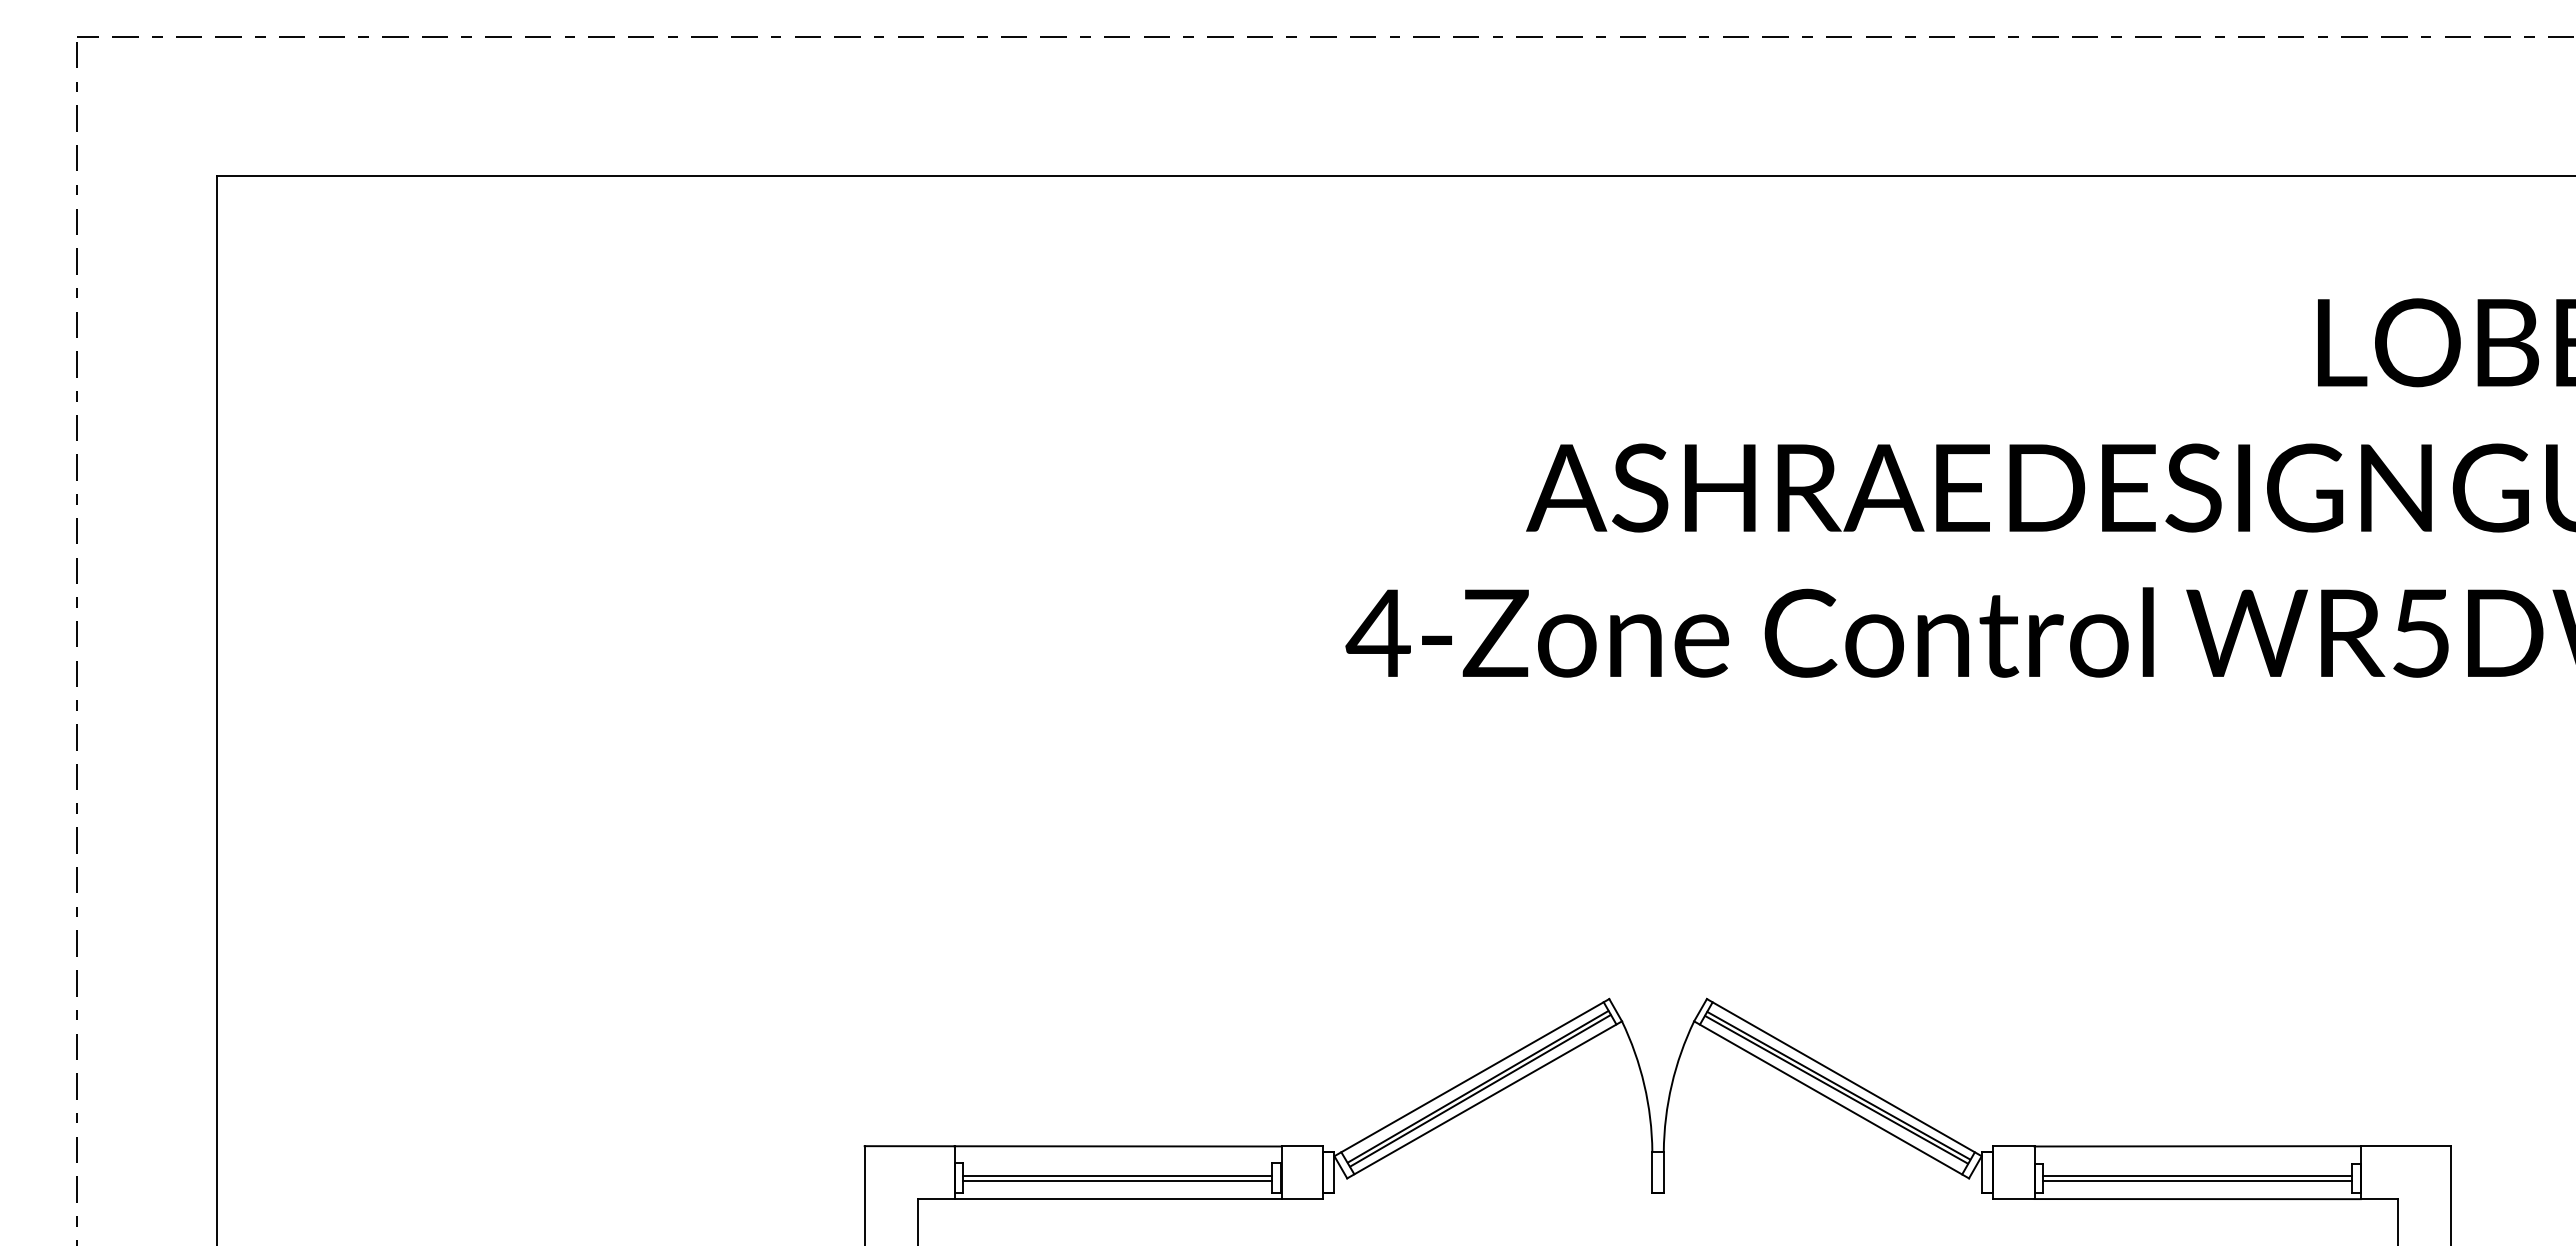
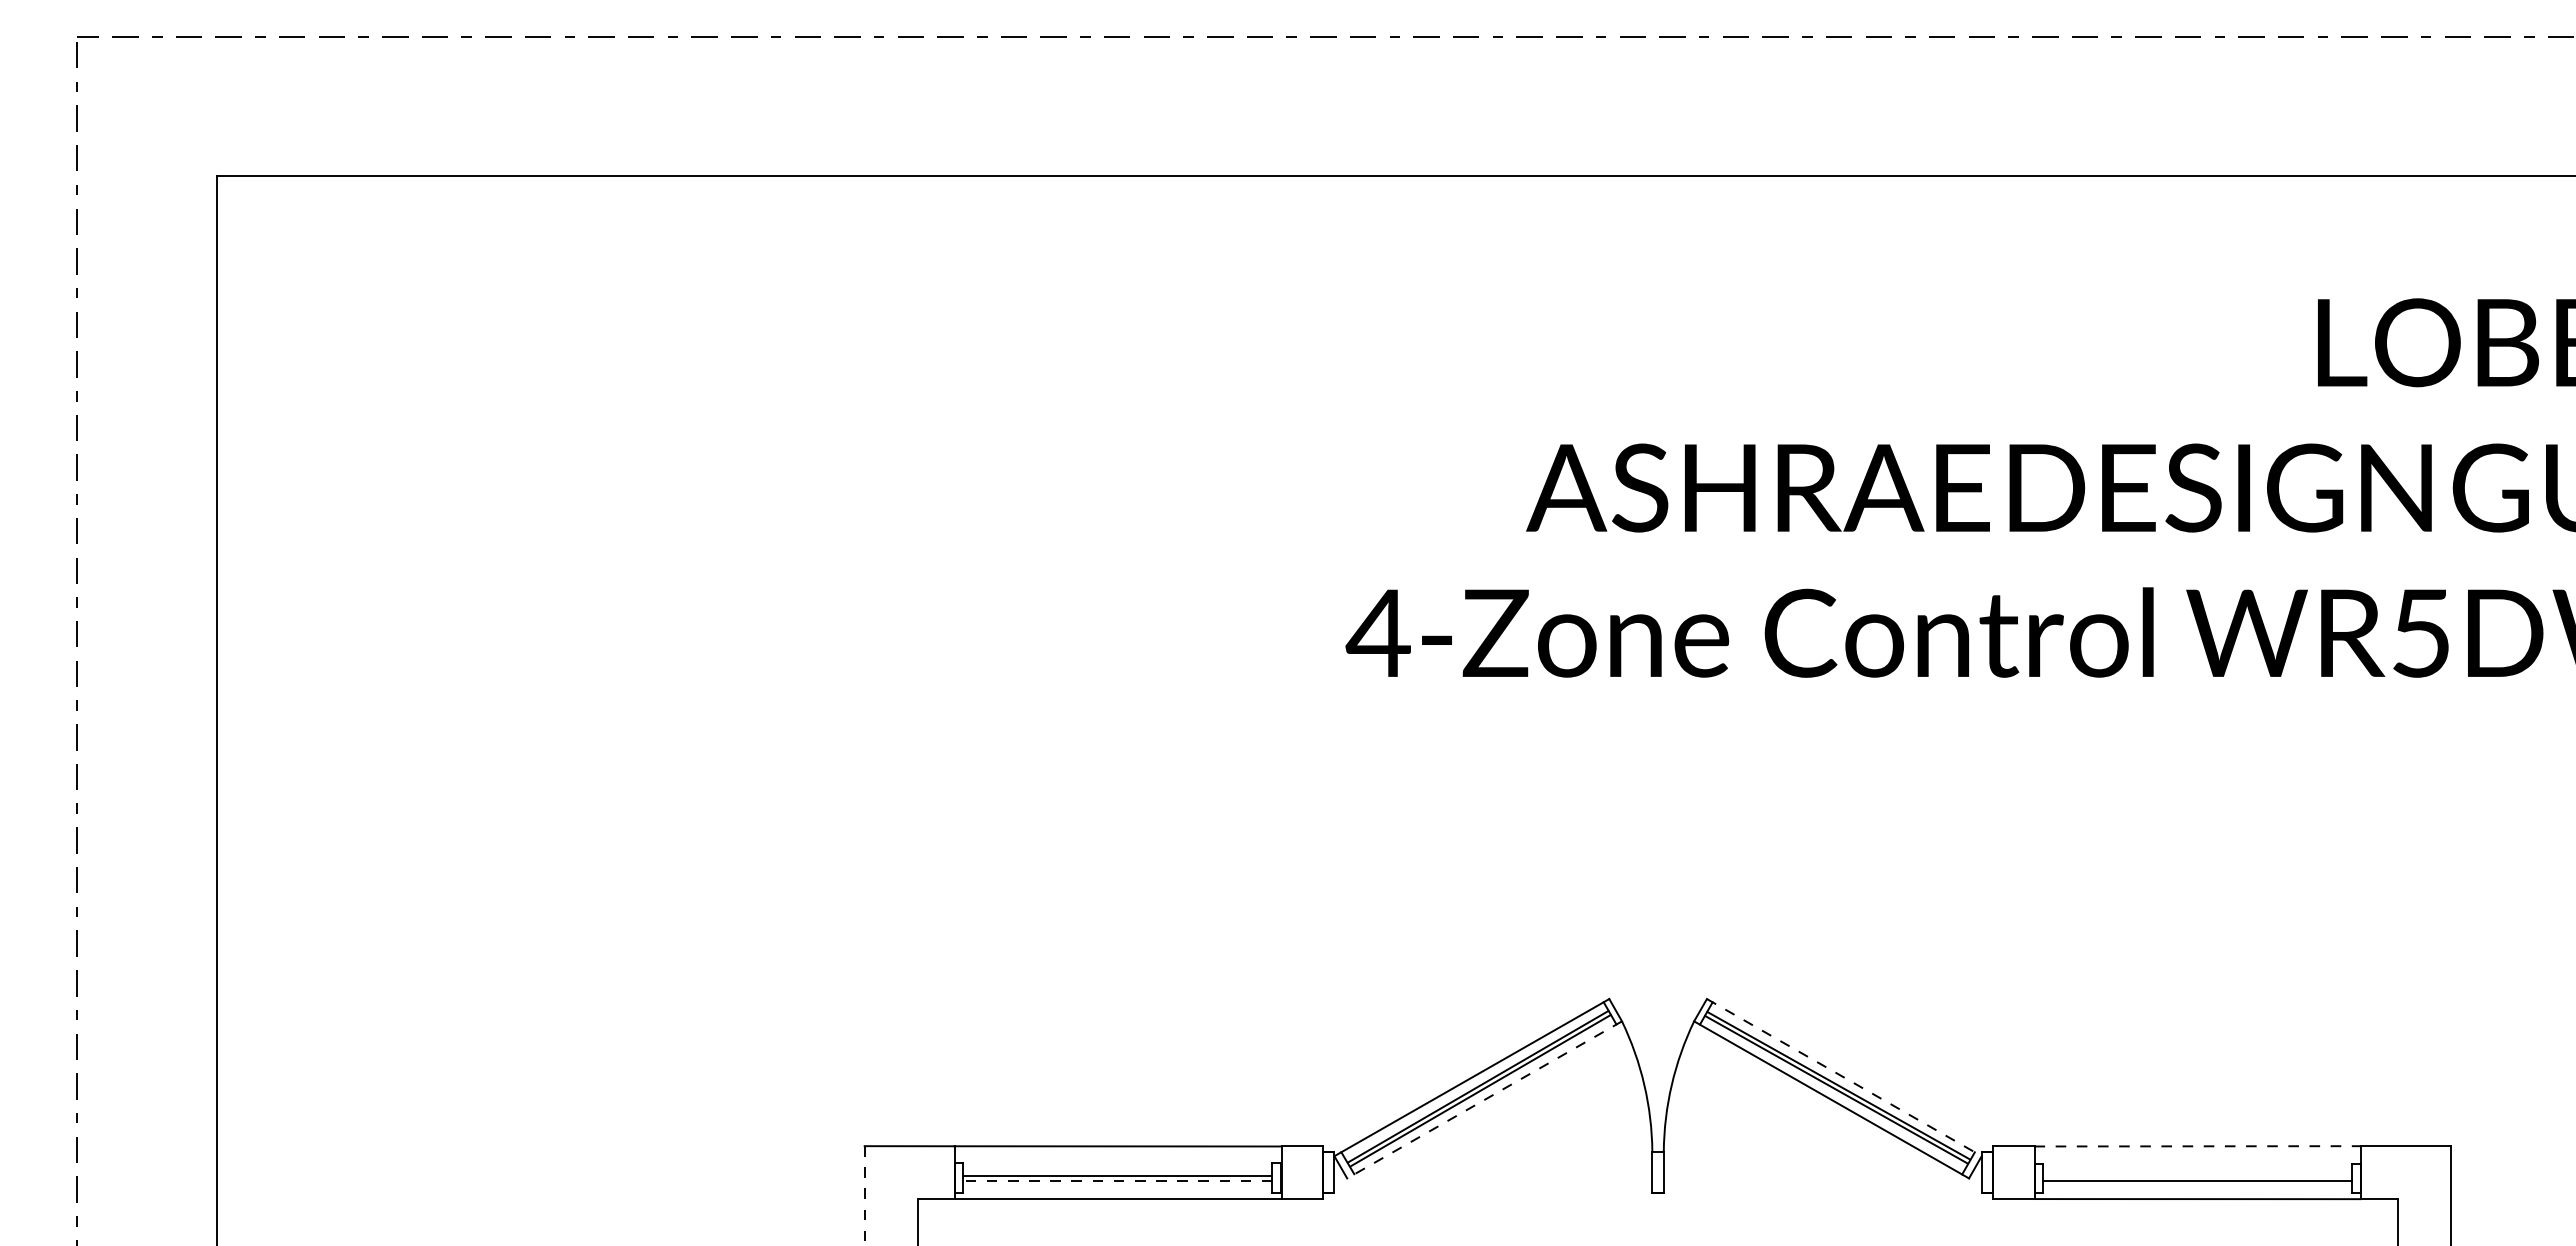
line: solid -> dashed (1844, 1077)
line: solid -> dashed (1484, 1100)
line: solid -> dashed (2198, 1146)
line: present -> none (2197, 1175)
line: solid -> dashed (1117, 1180)
line: solid -> dashed (864, 1196)
